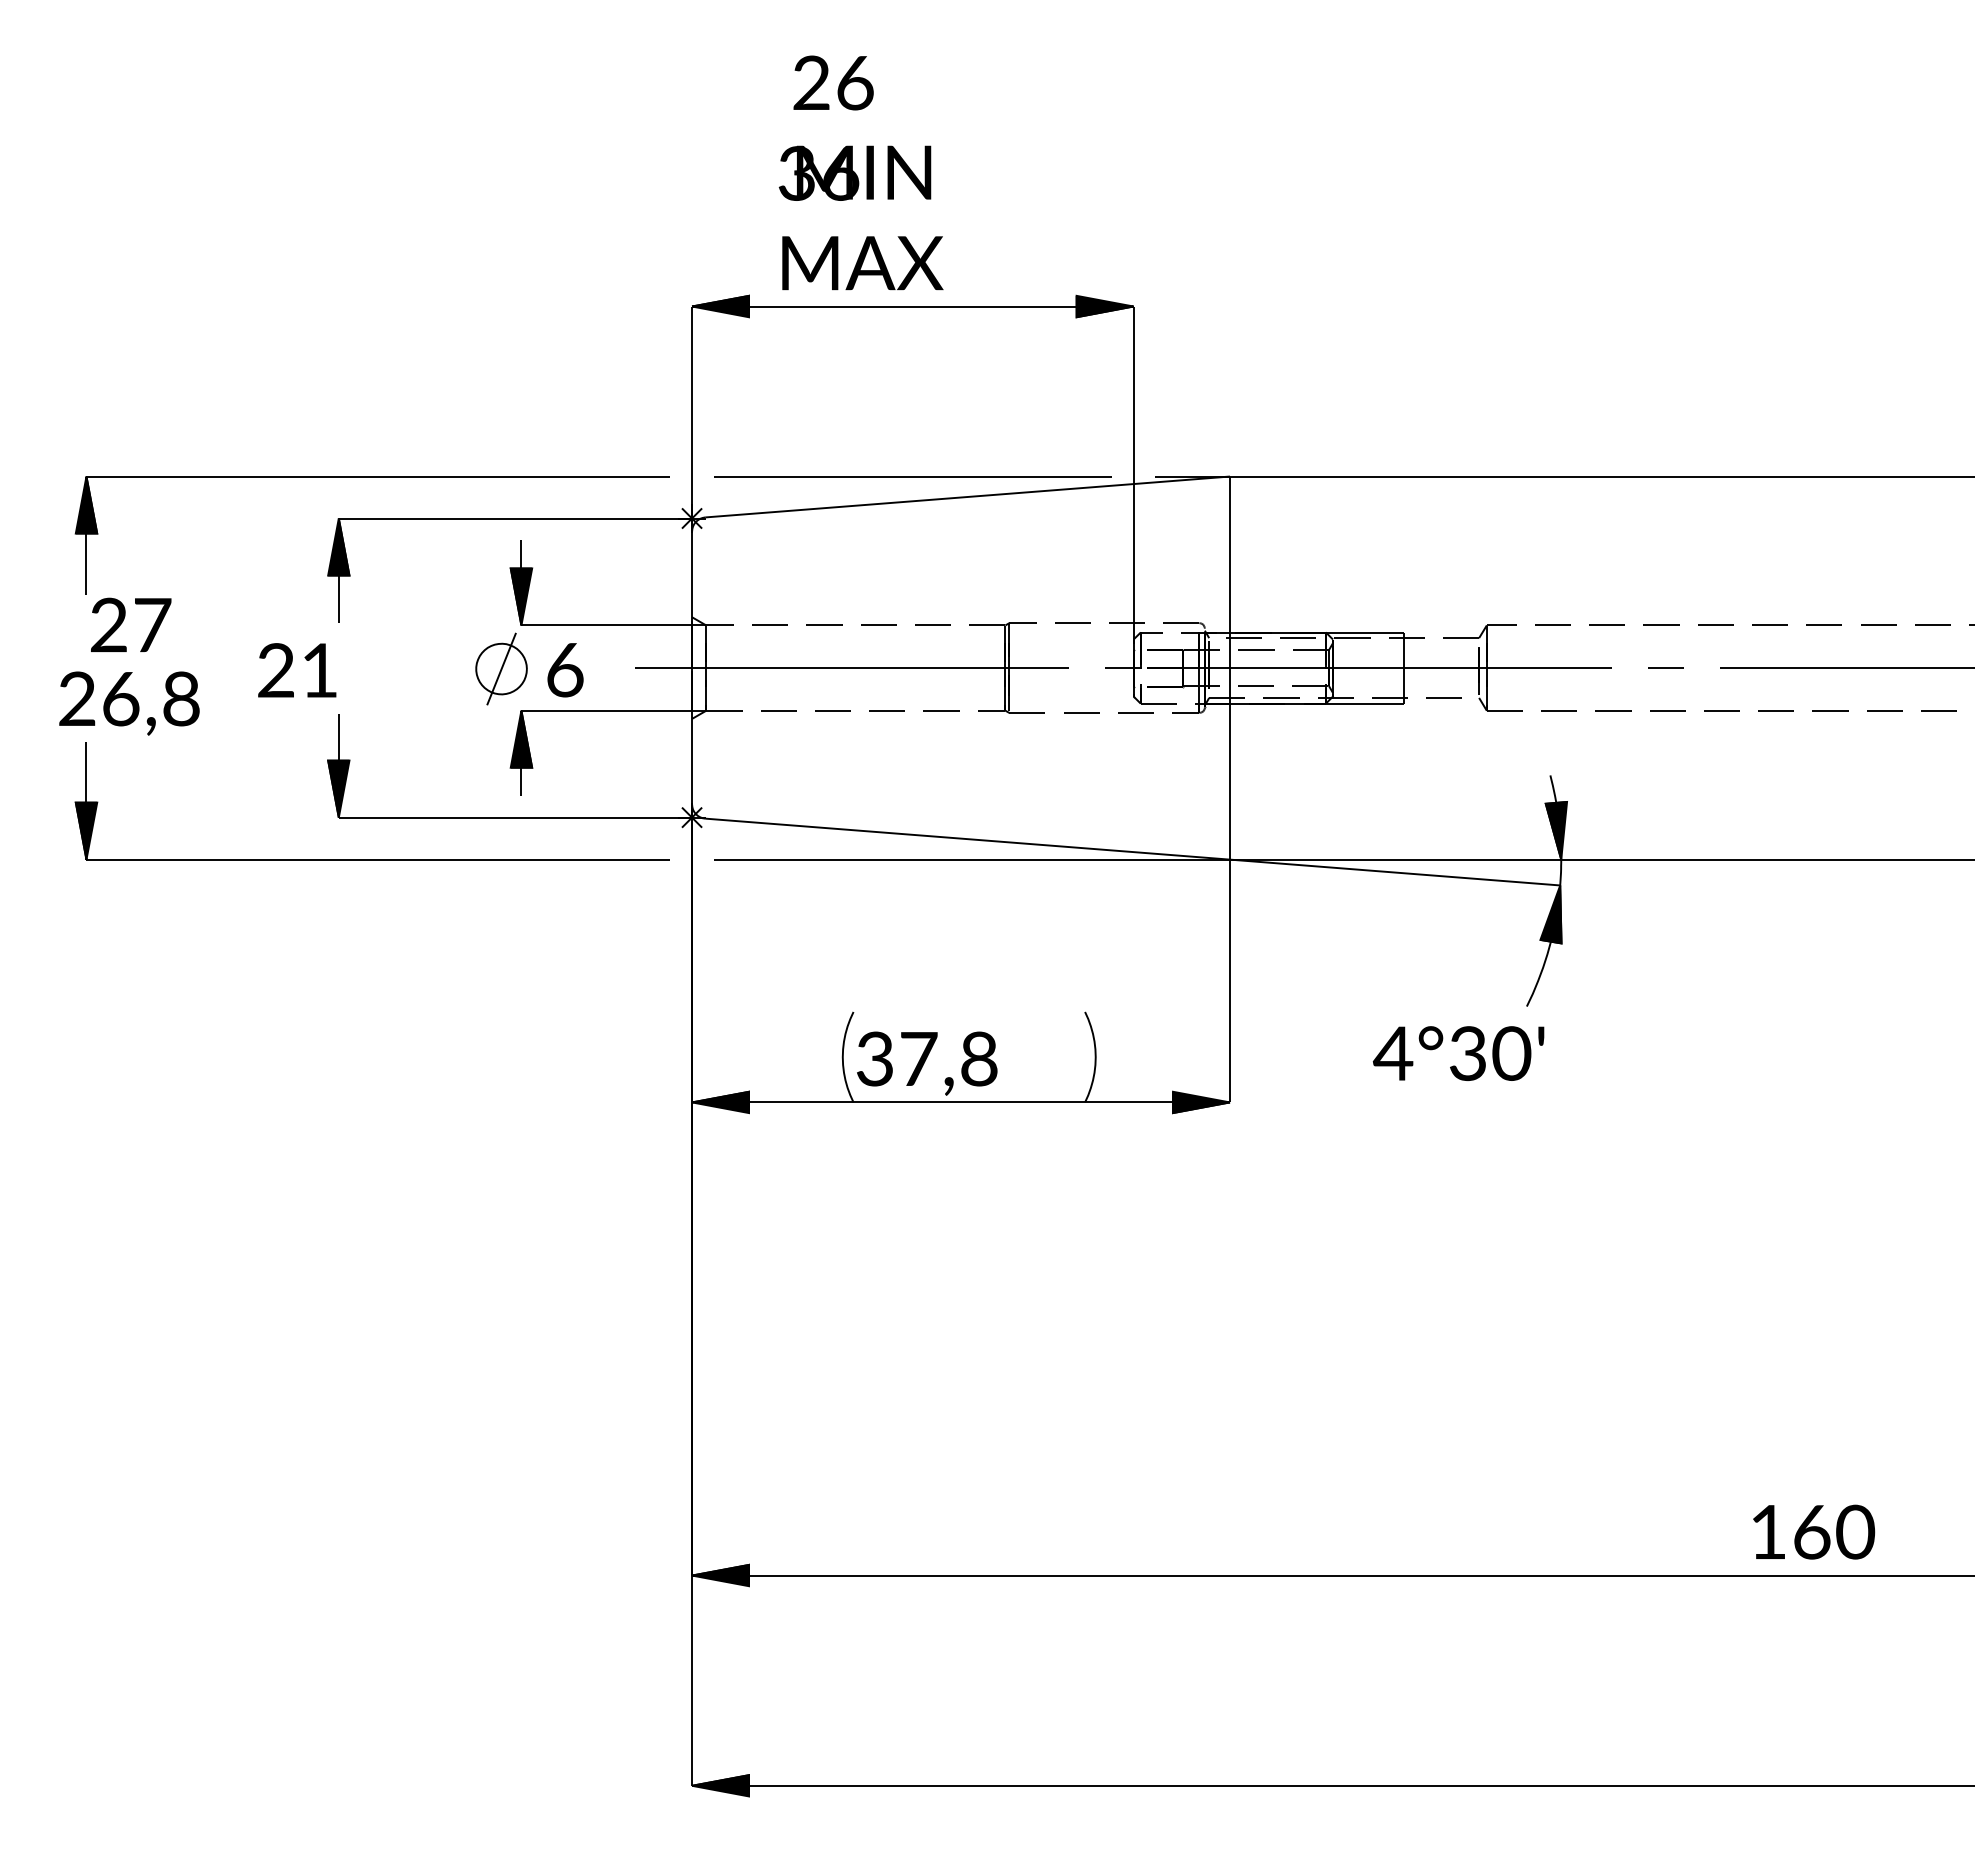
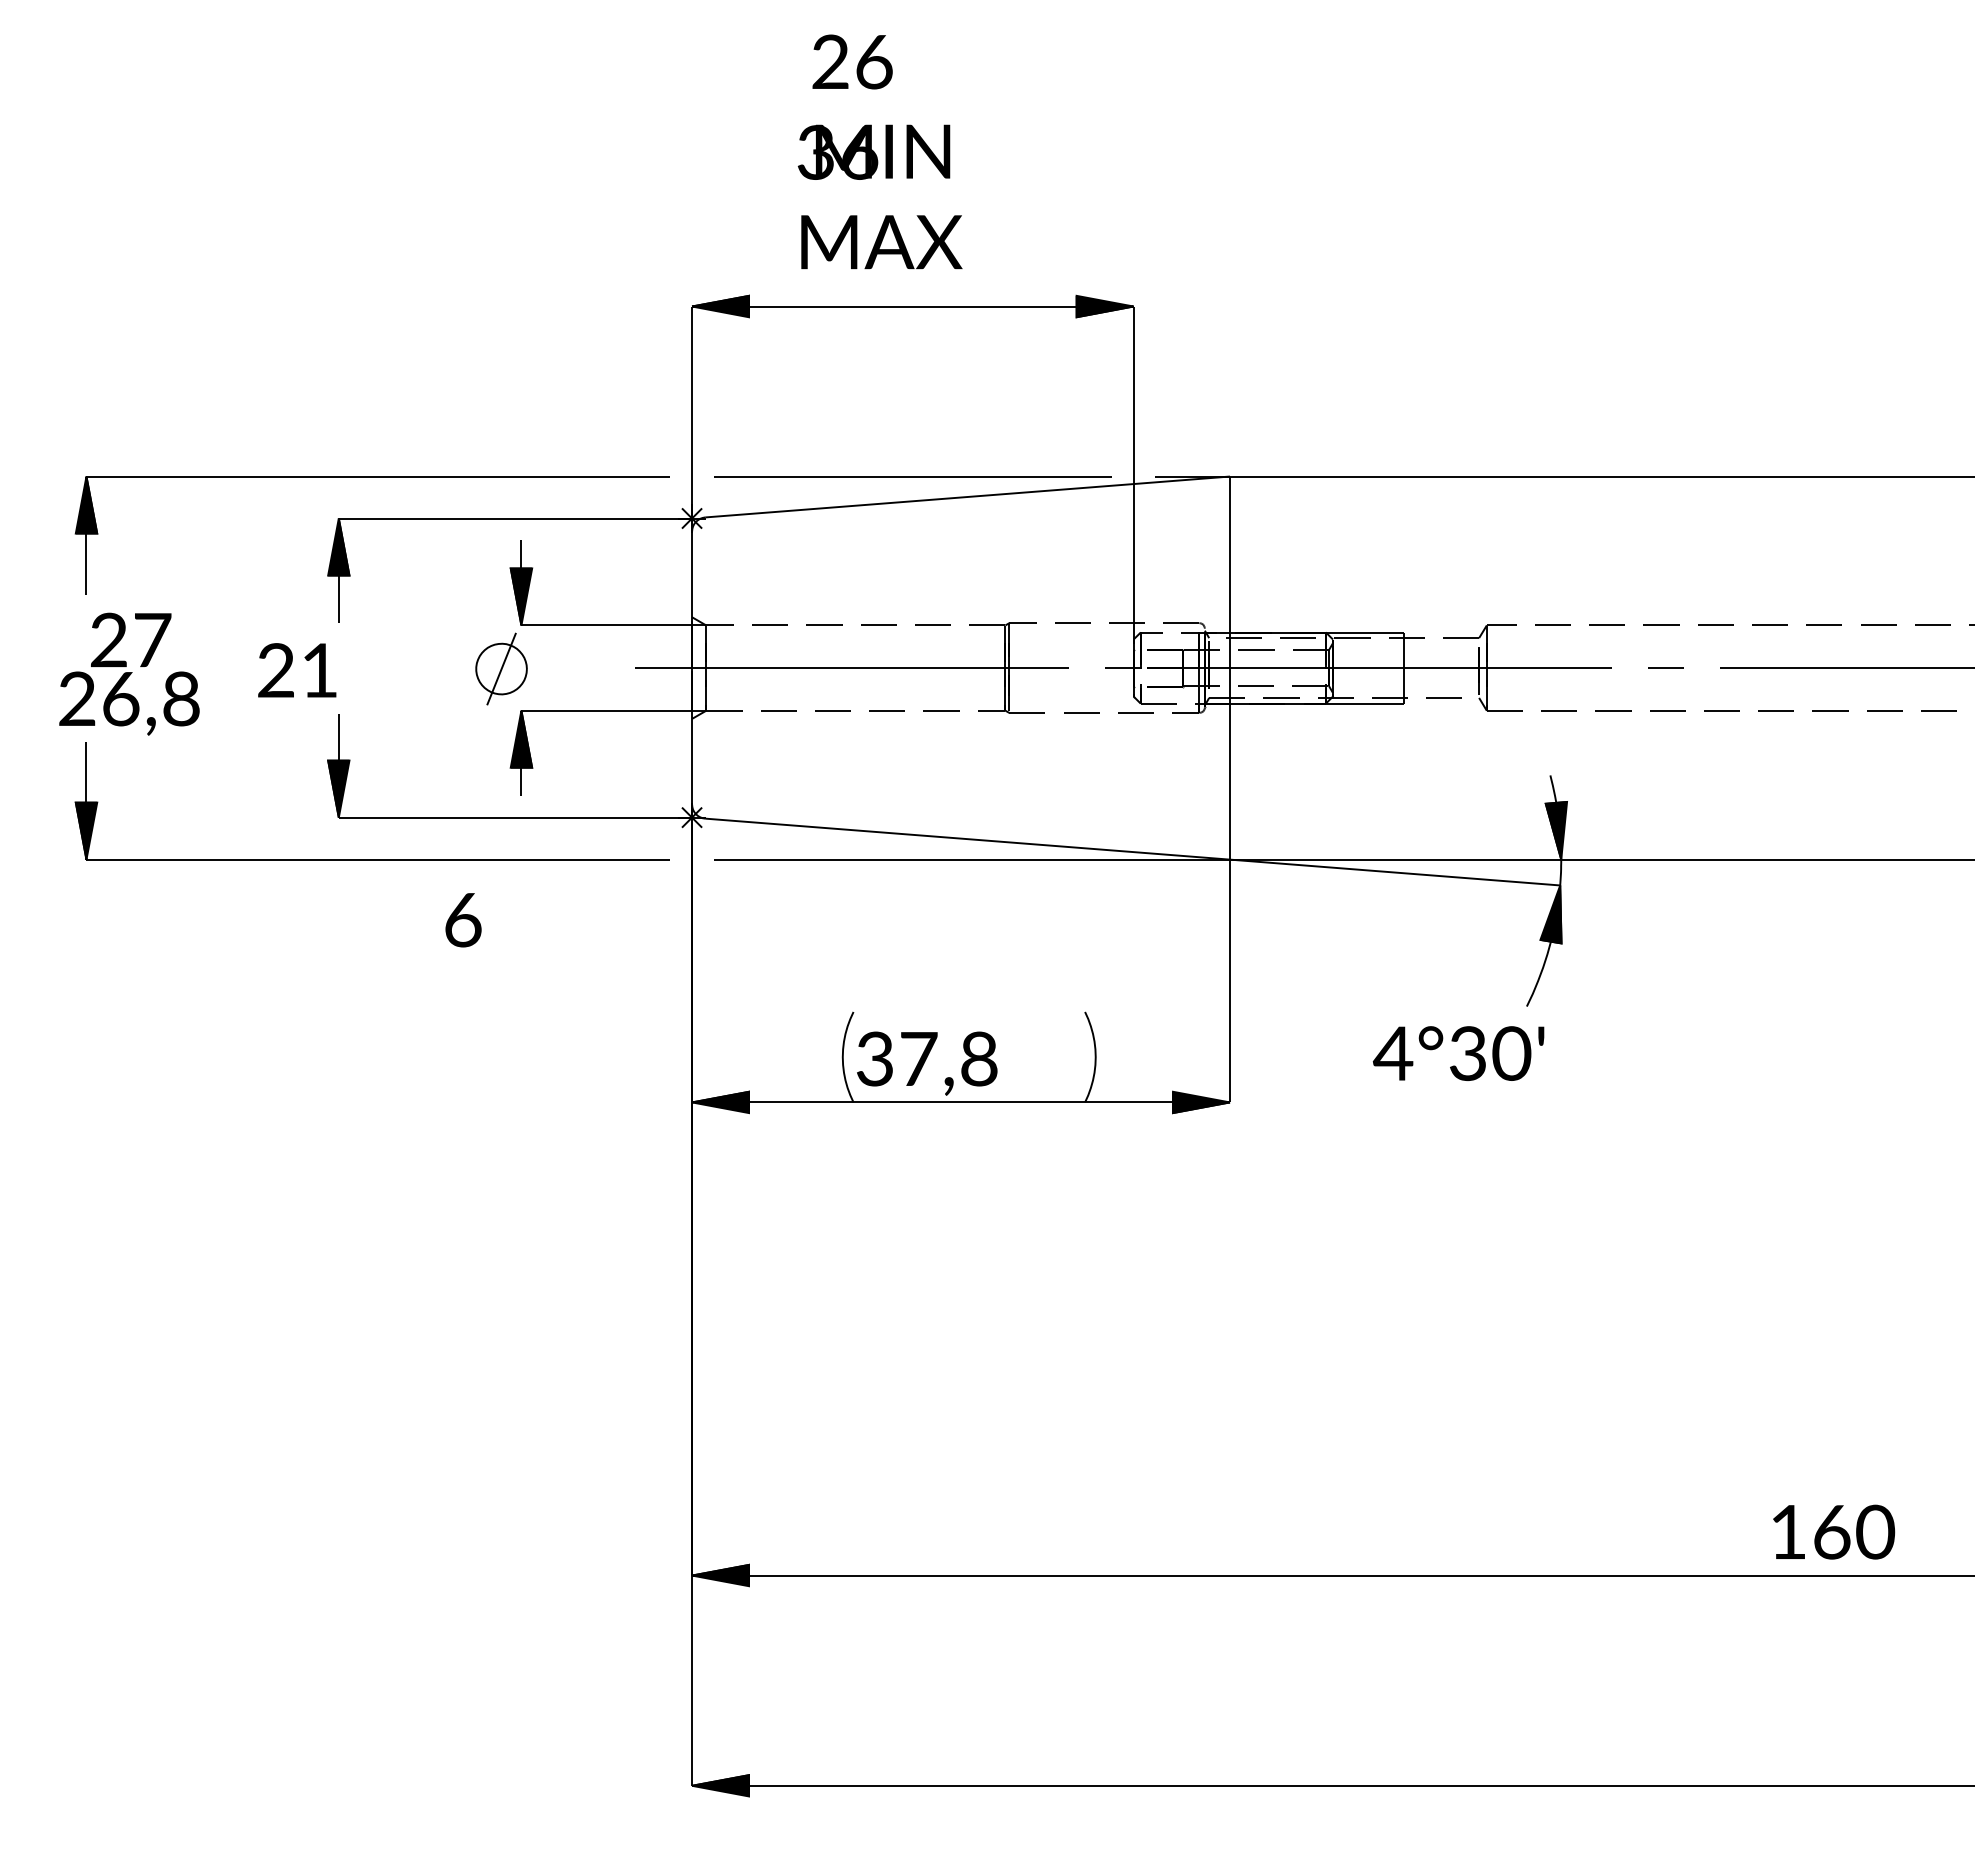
text position: (860, 172) -> (879, 151) (879, 151)
text position: (131, 624) -> (131, 639) (131, 639)
text position: (565, 670) -> (463, 920) (463, 920)
text position: (1814, 1531) -> (1834, 1531) (1834, 1531)
